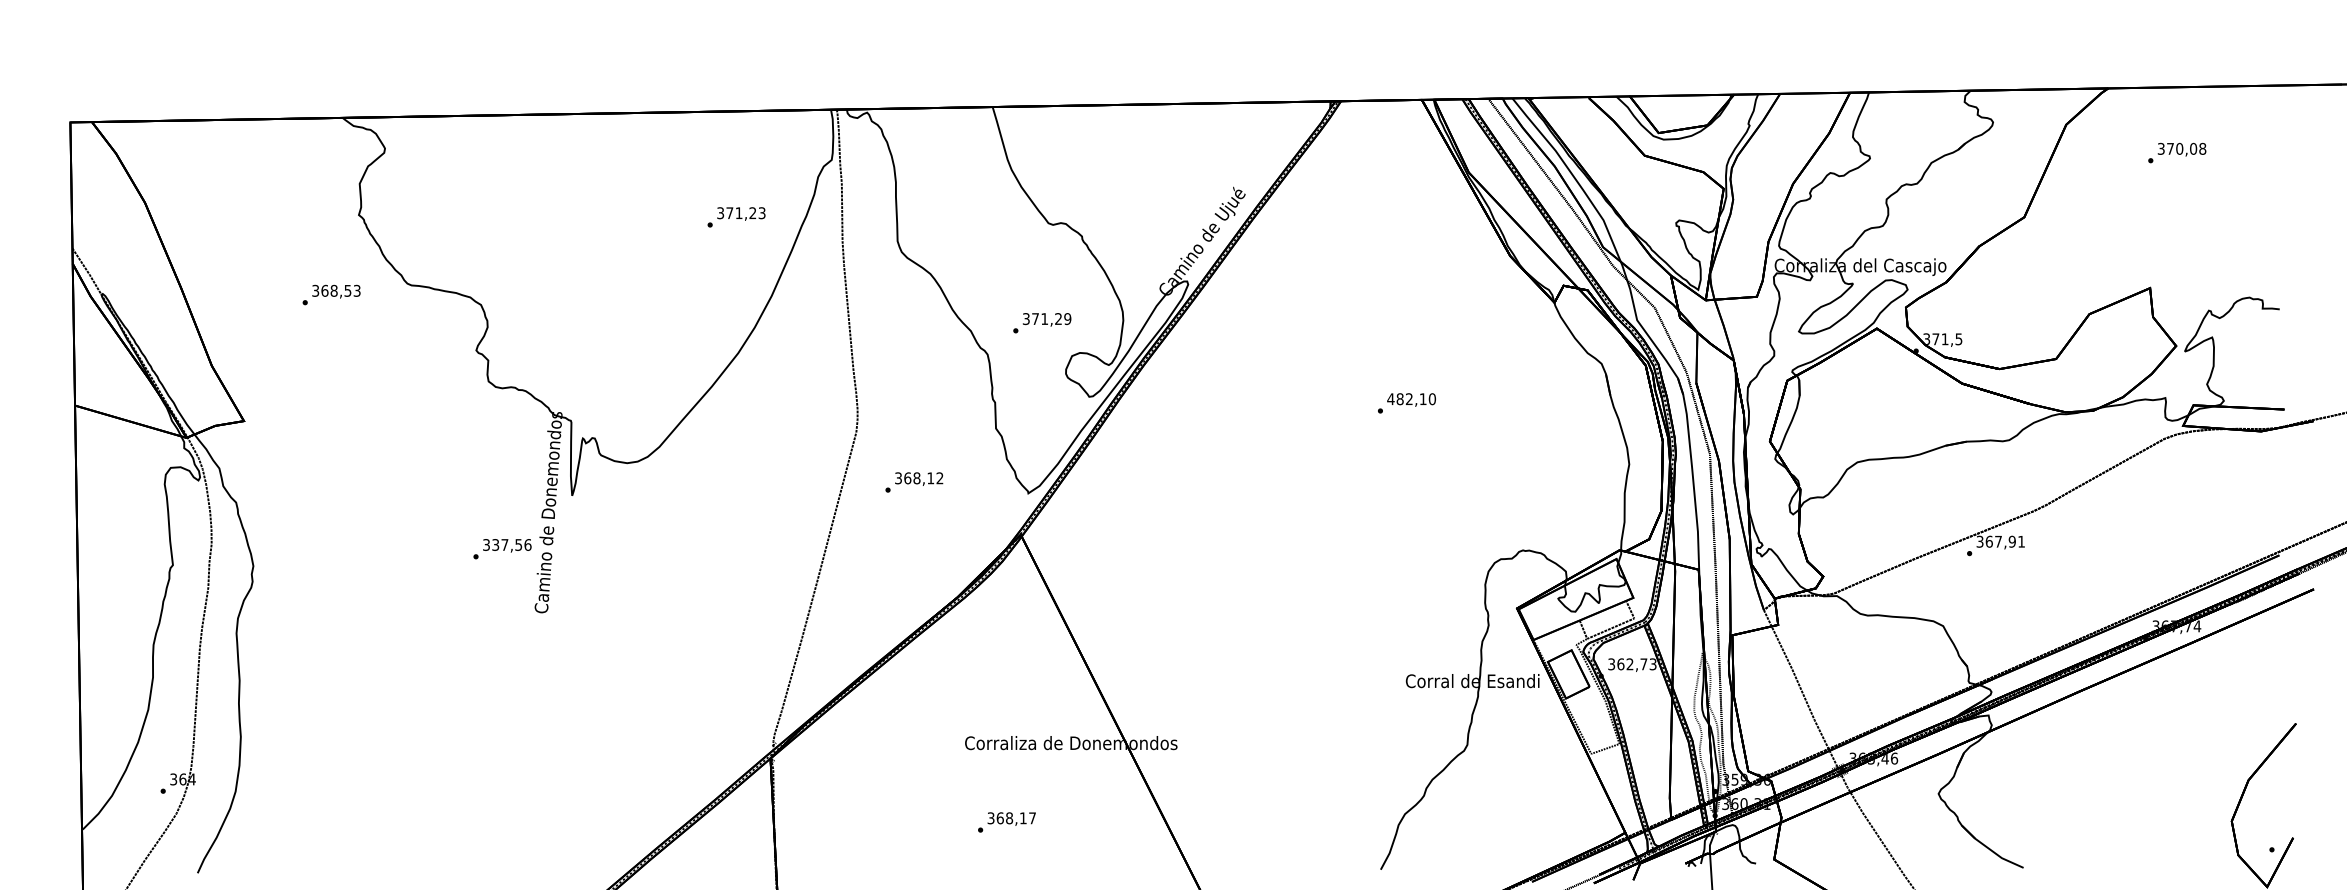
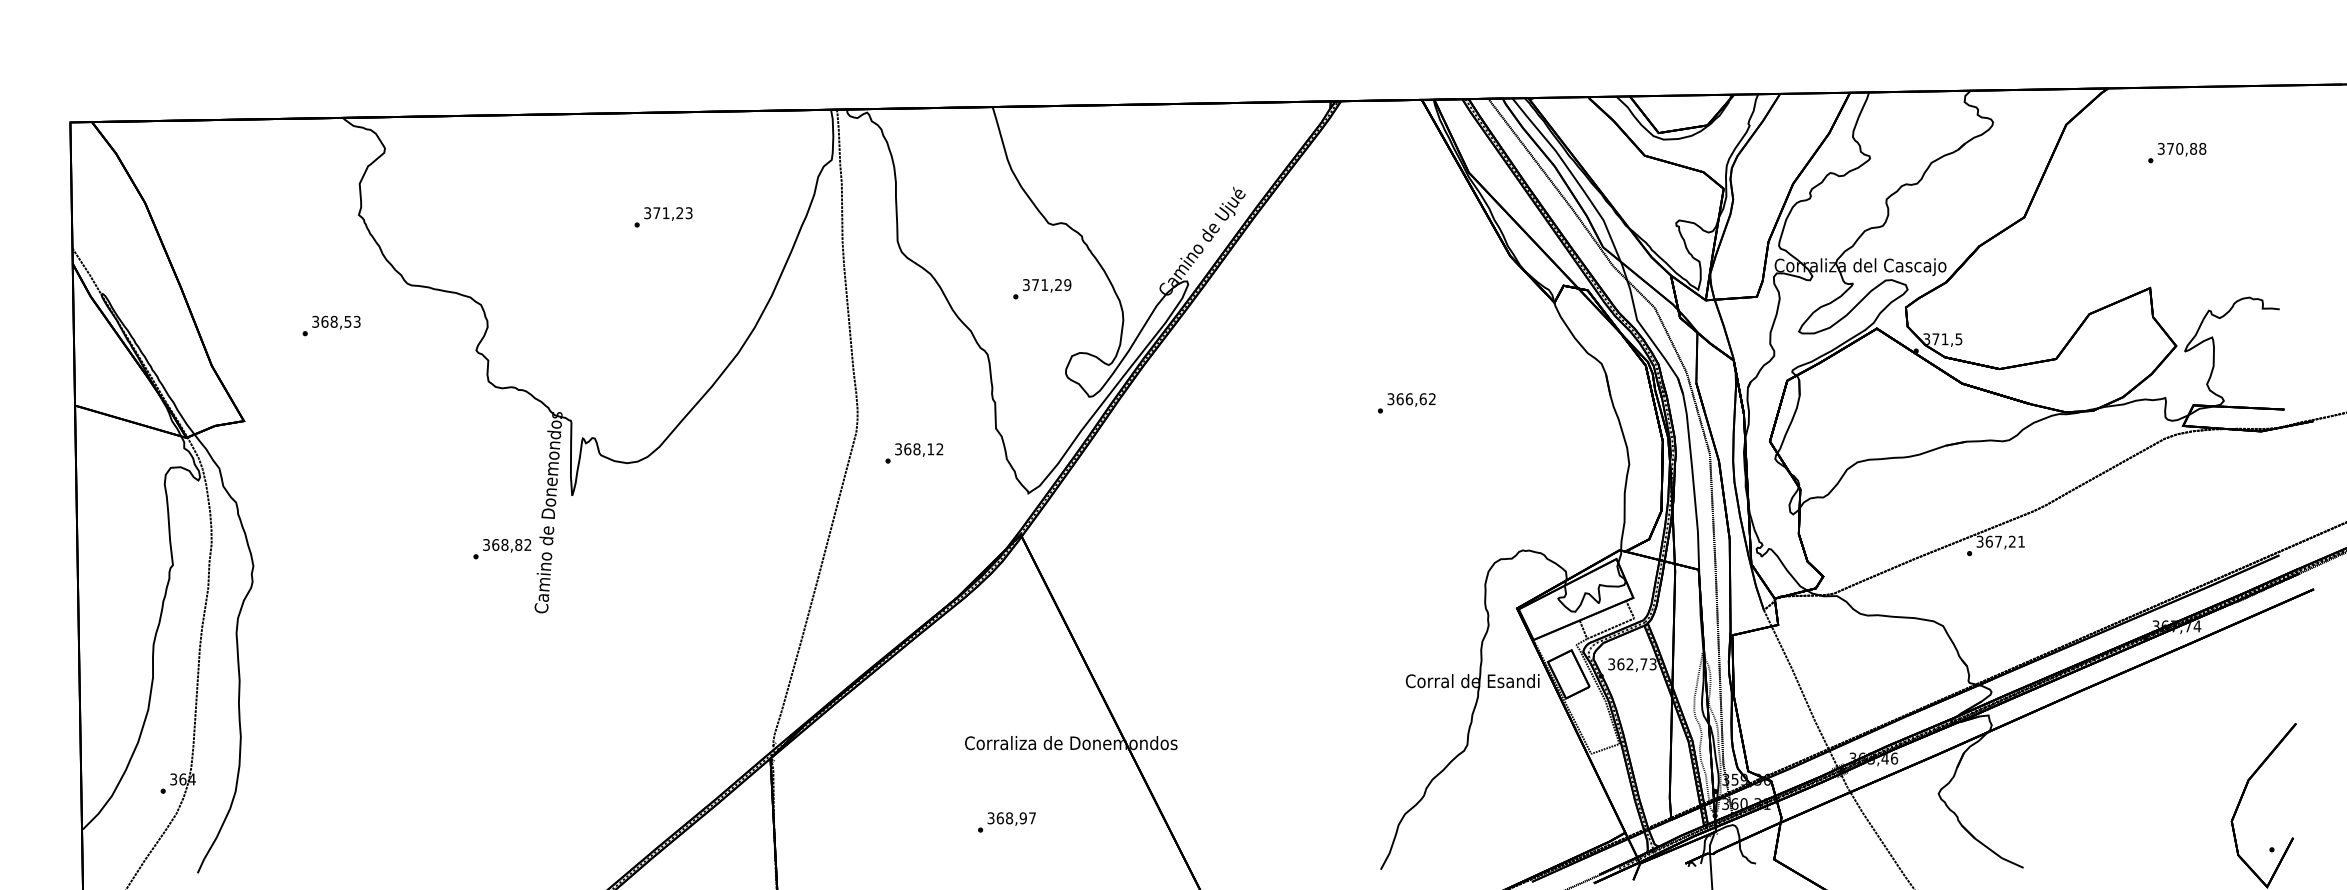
text: 370,08 -> 370,88 (2193, 148)
text position: (736, 217) -> (663, 217) (663, 217)
text position: (331, 294) -> (331, 325) (331, 325)
text position: (1042, 323) -> (1042, 289) (1042, 289)
text: 482,10 -> 366,62 (1411, 399)
text position: (914, 482) -> (914, 453) (914, 453)
text: 367,91 -> 367,21 (2011, 541)
text: 337,56 -> 368,82 (511, 544)
text: 368,17 -> 368,97 (1022, 818)
